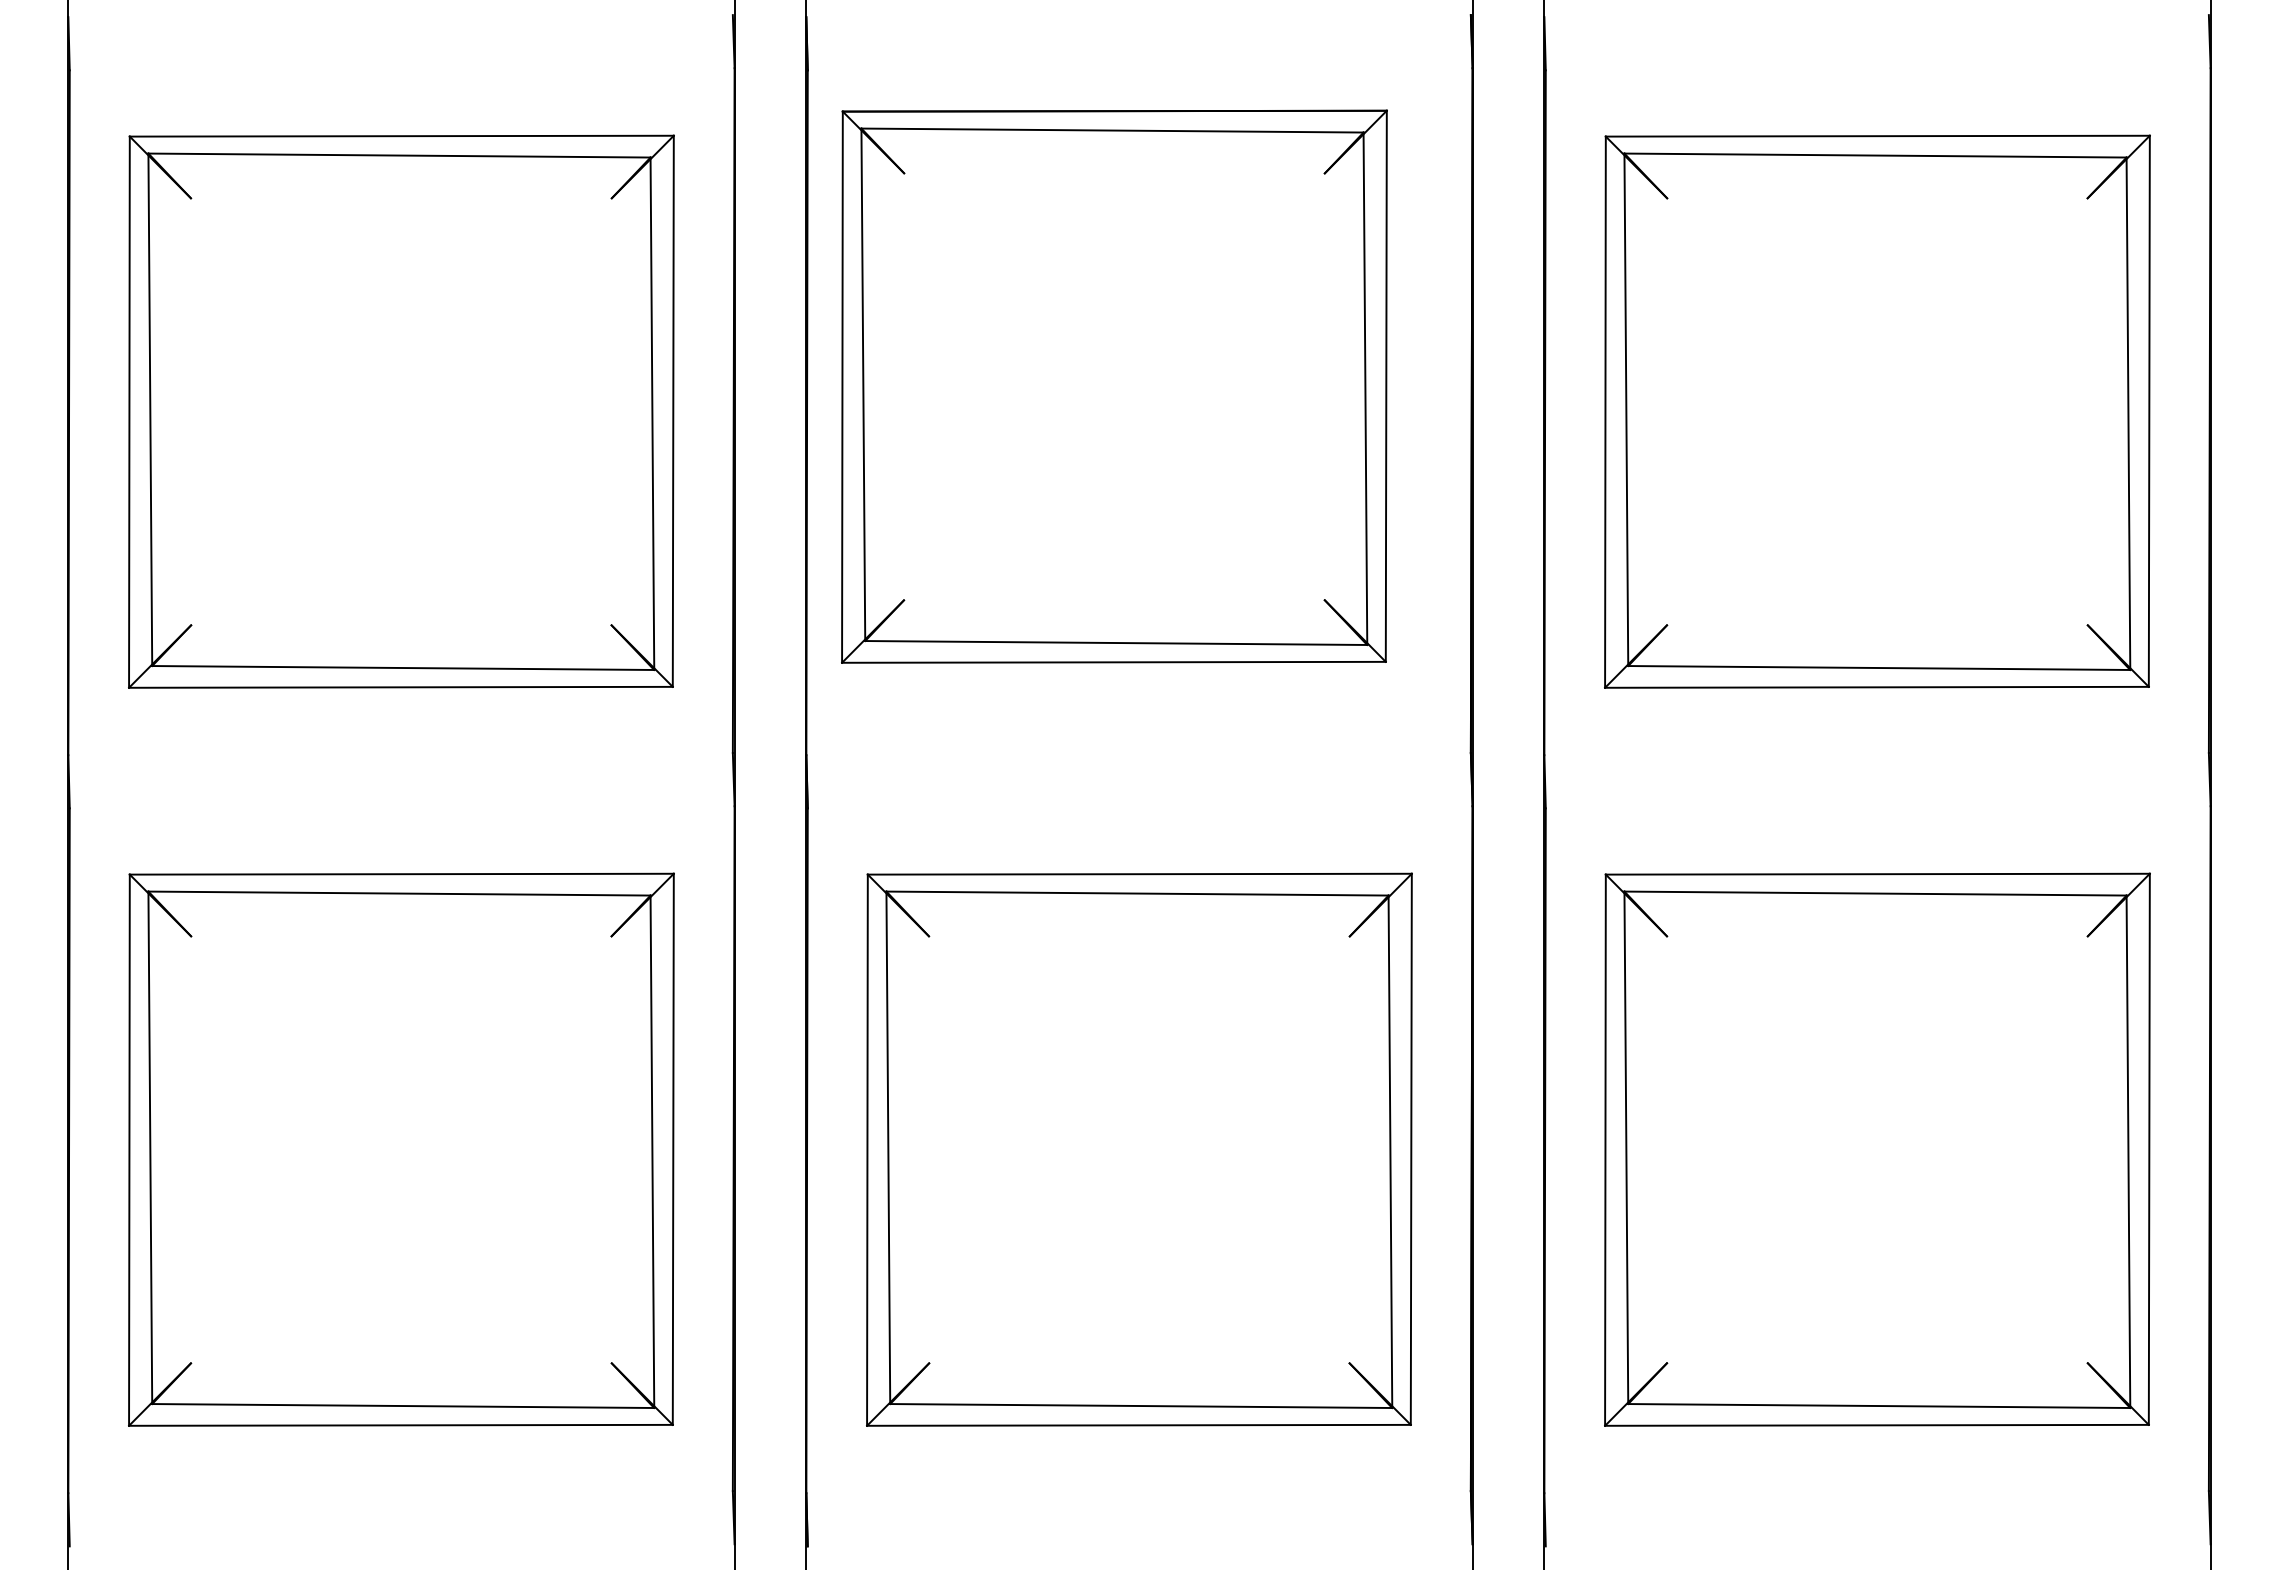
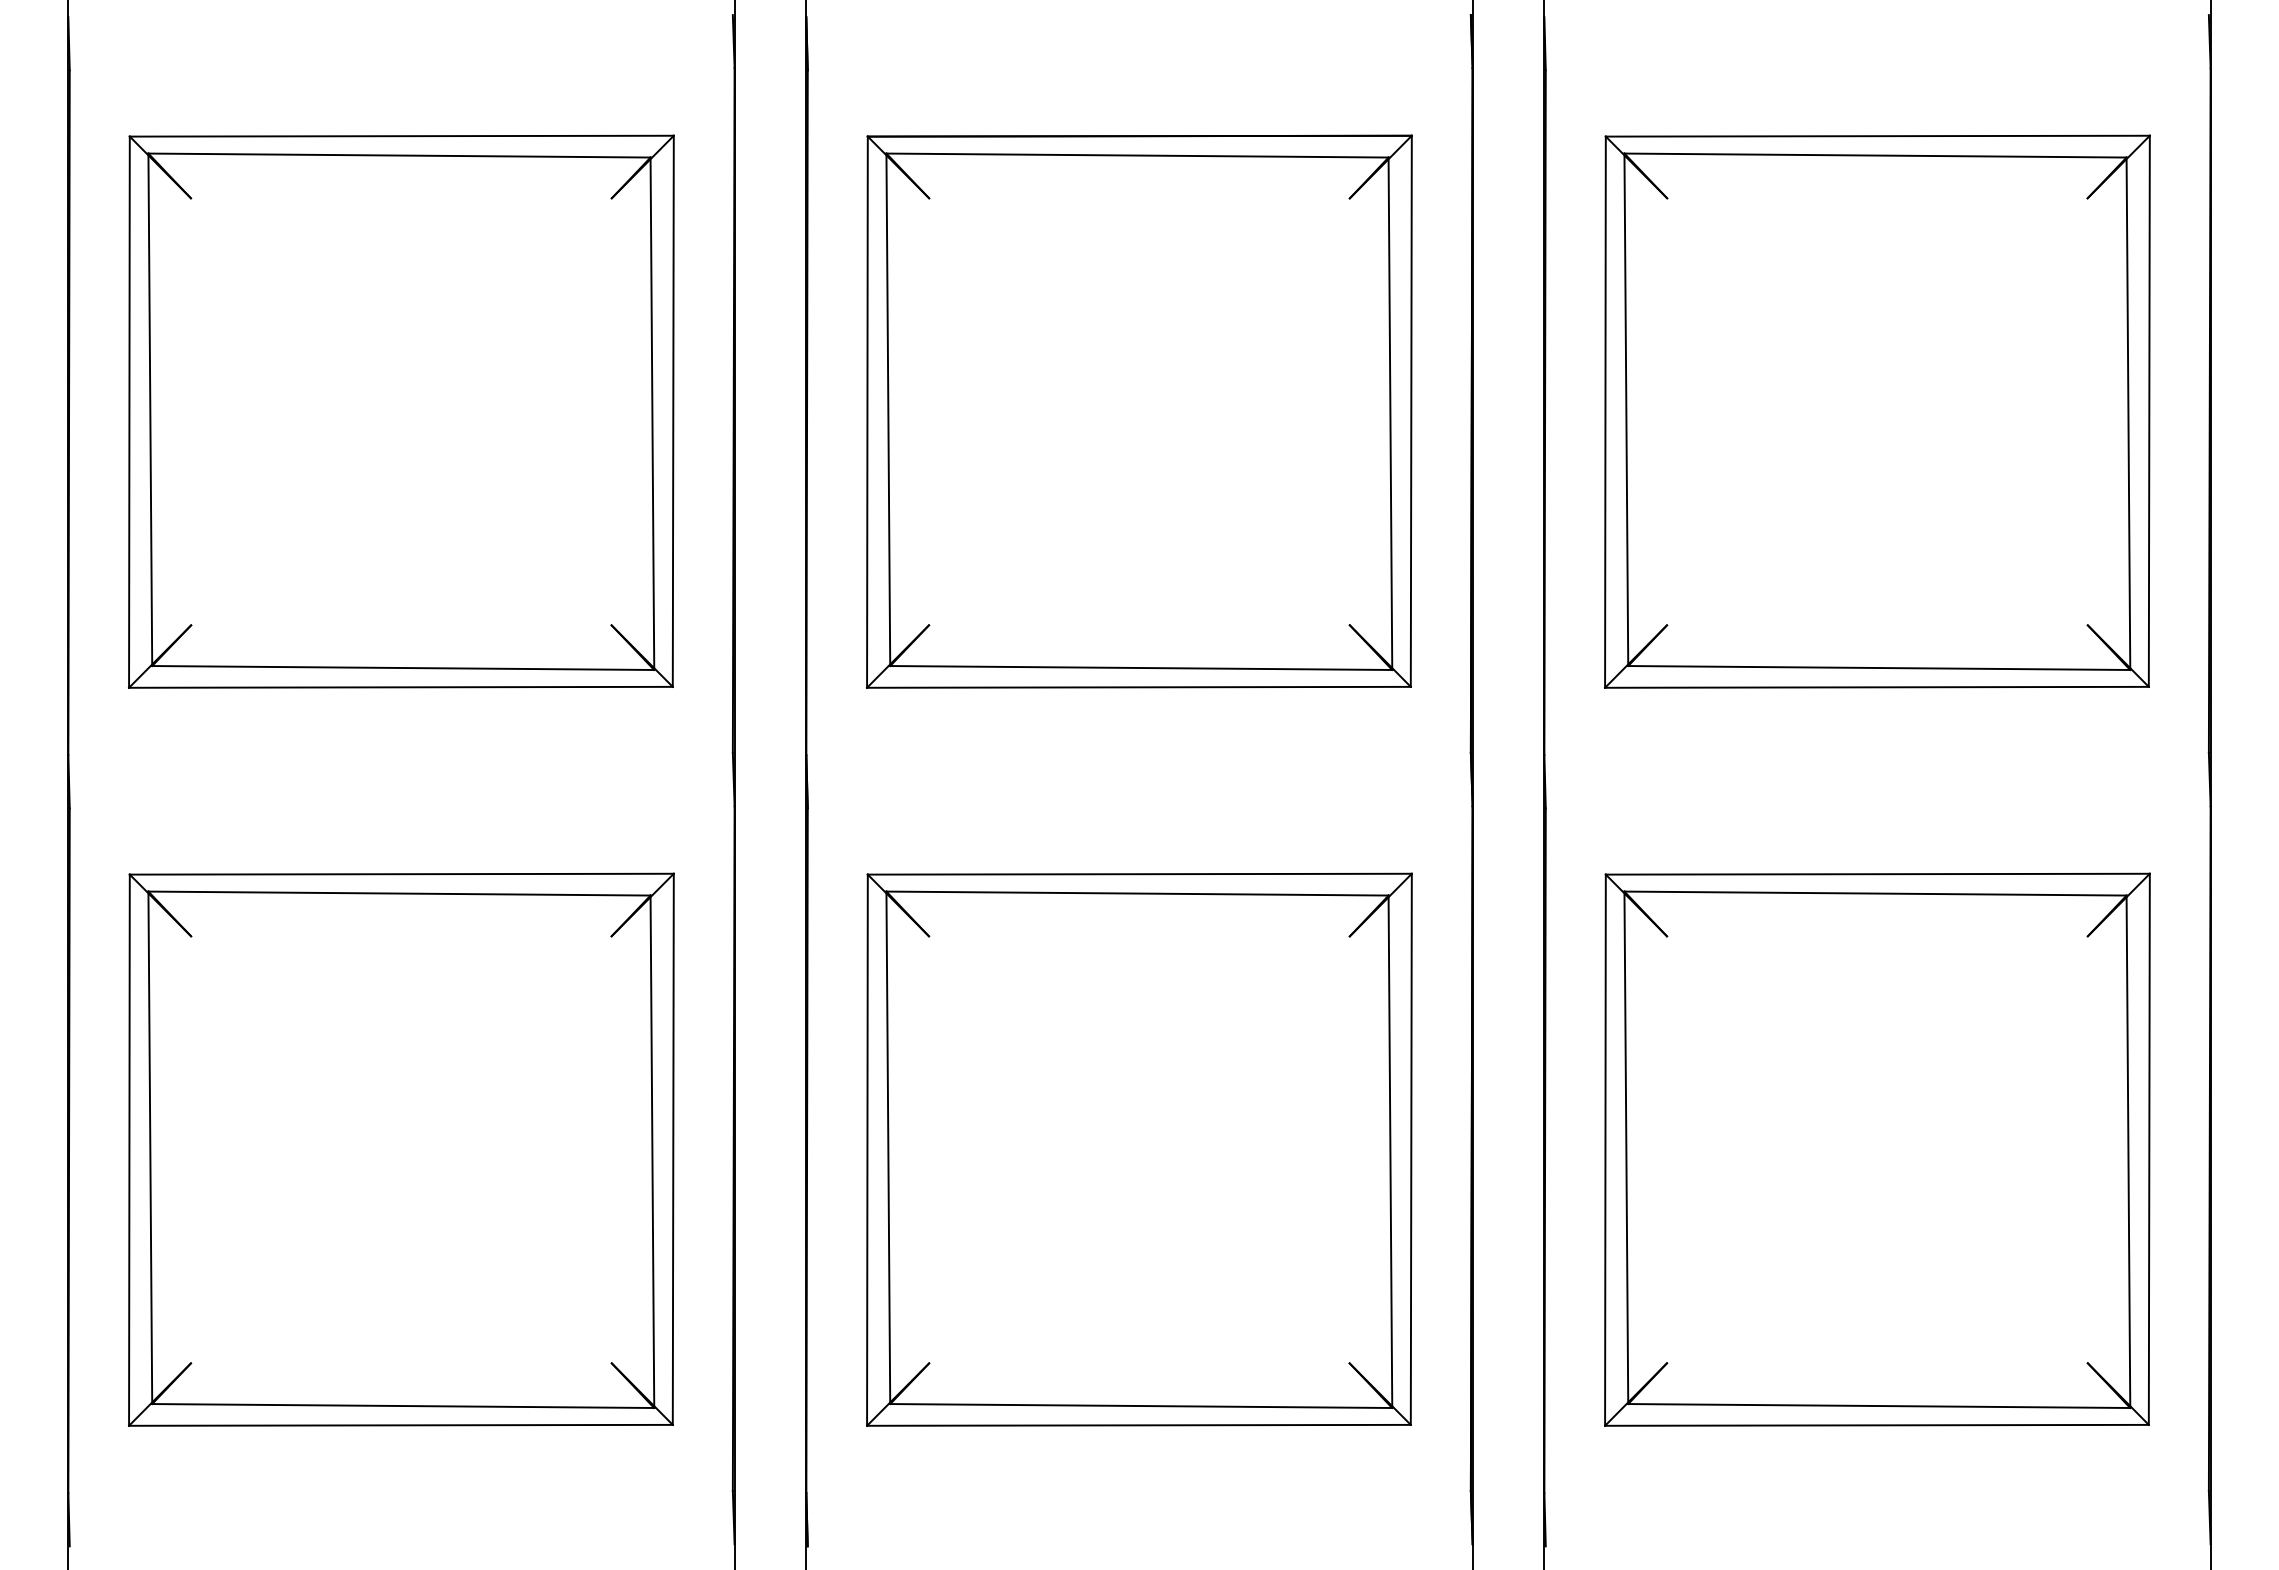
part position: (1114, 386) -> (1139, 411) (1139, 411)
